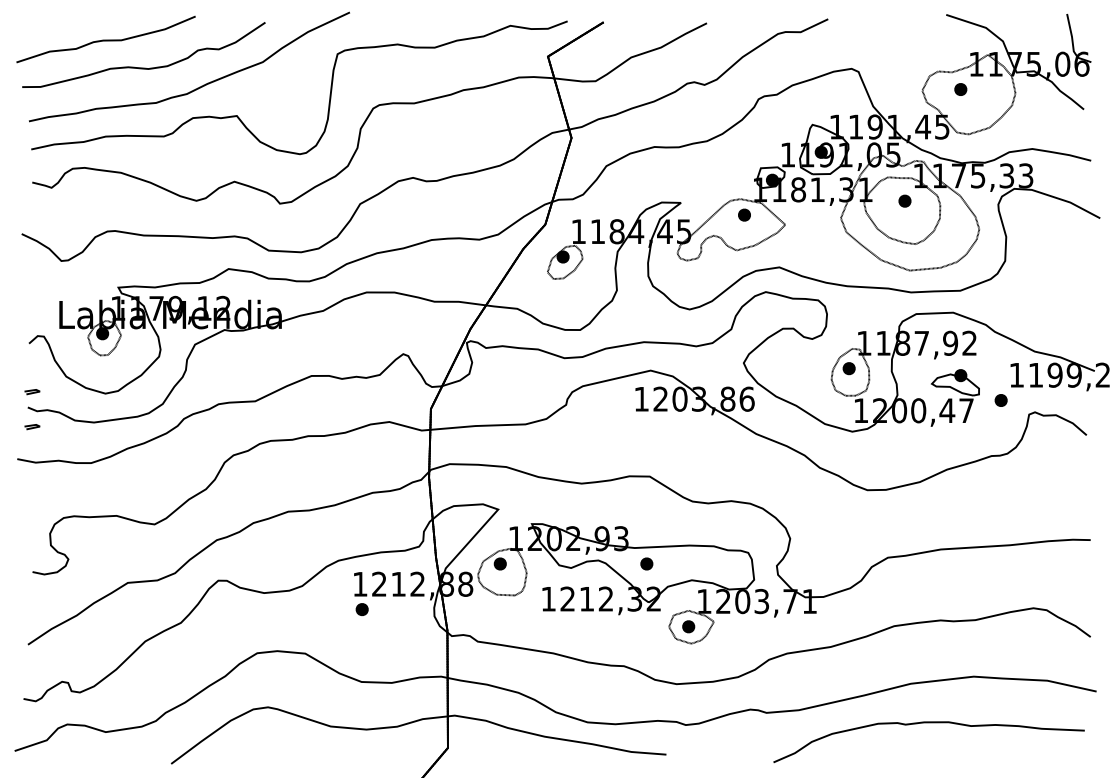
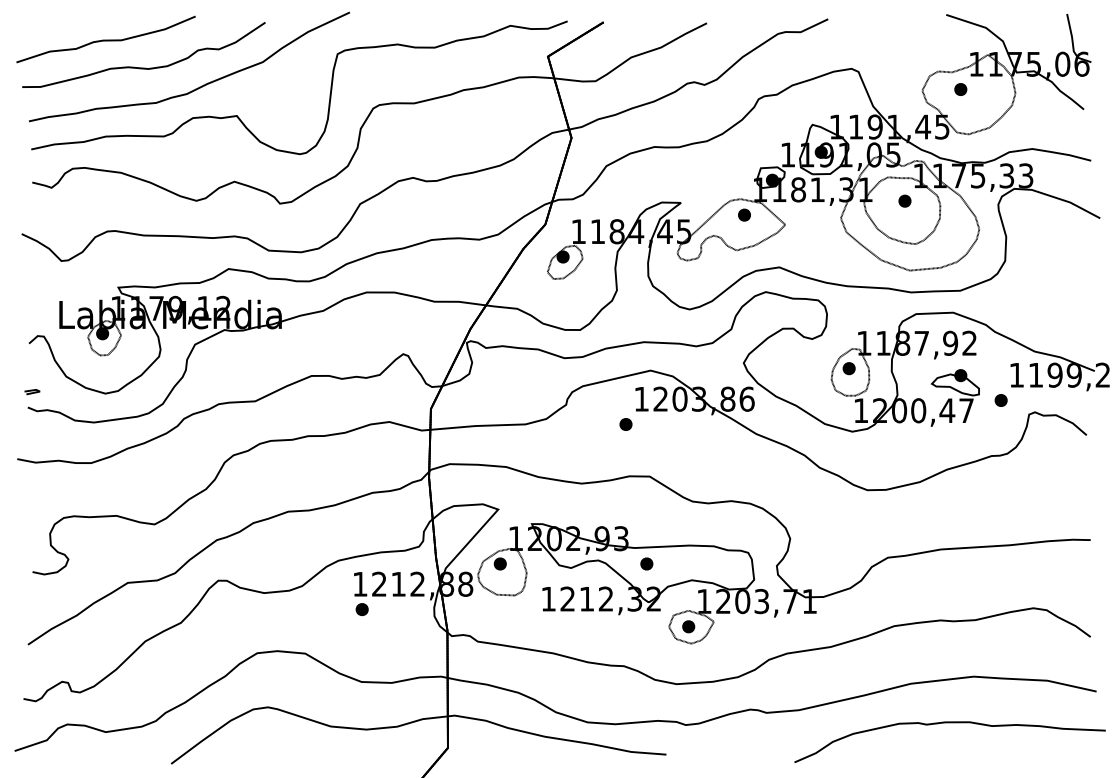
part: none -> present (625, 424)
line: present -> none (32, 427)
curve position: (928, 723) -> (949, 723) (949, 723)
